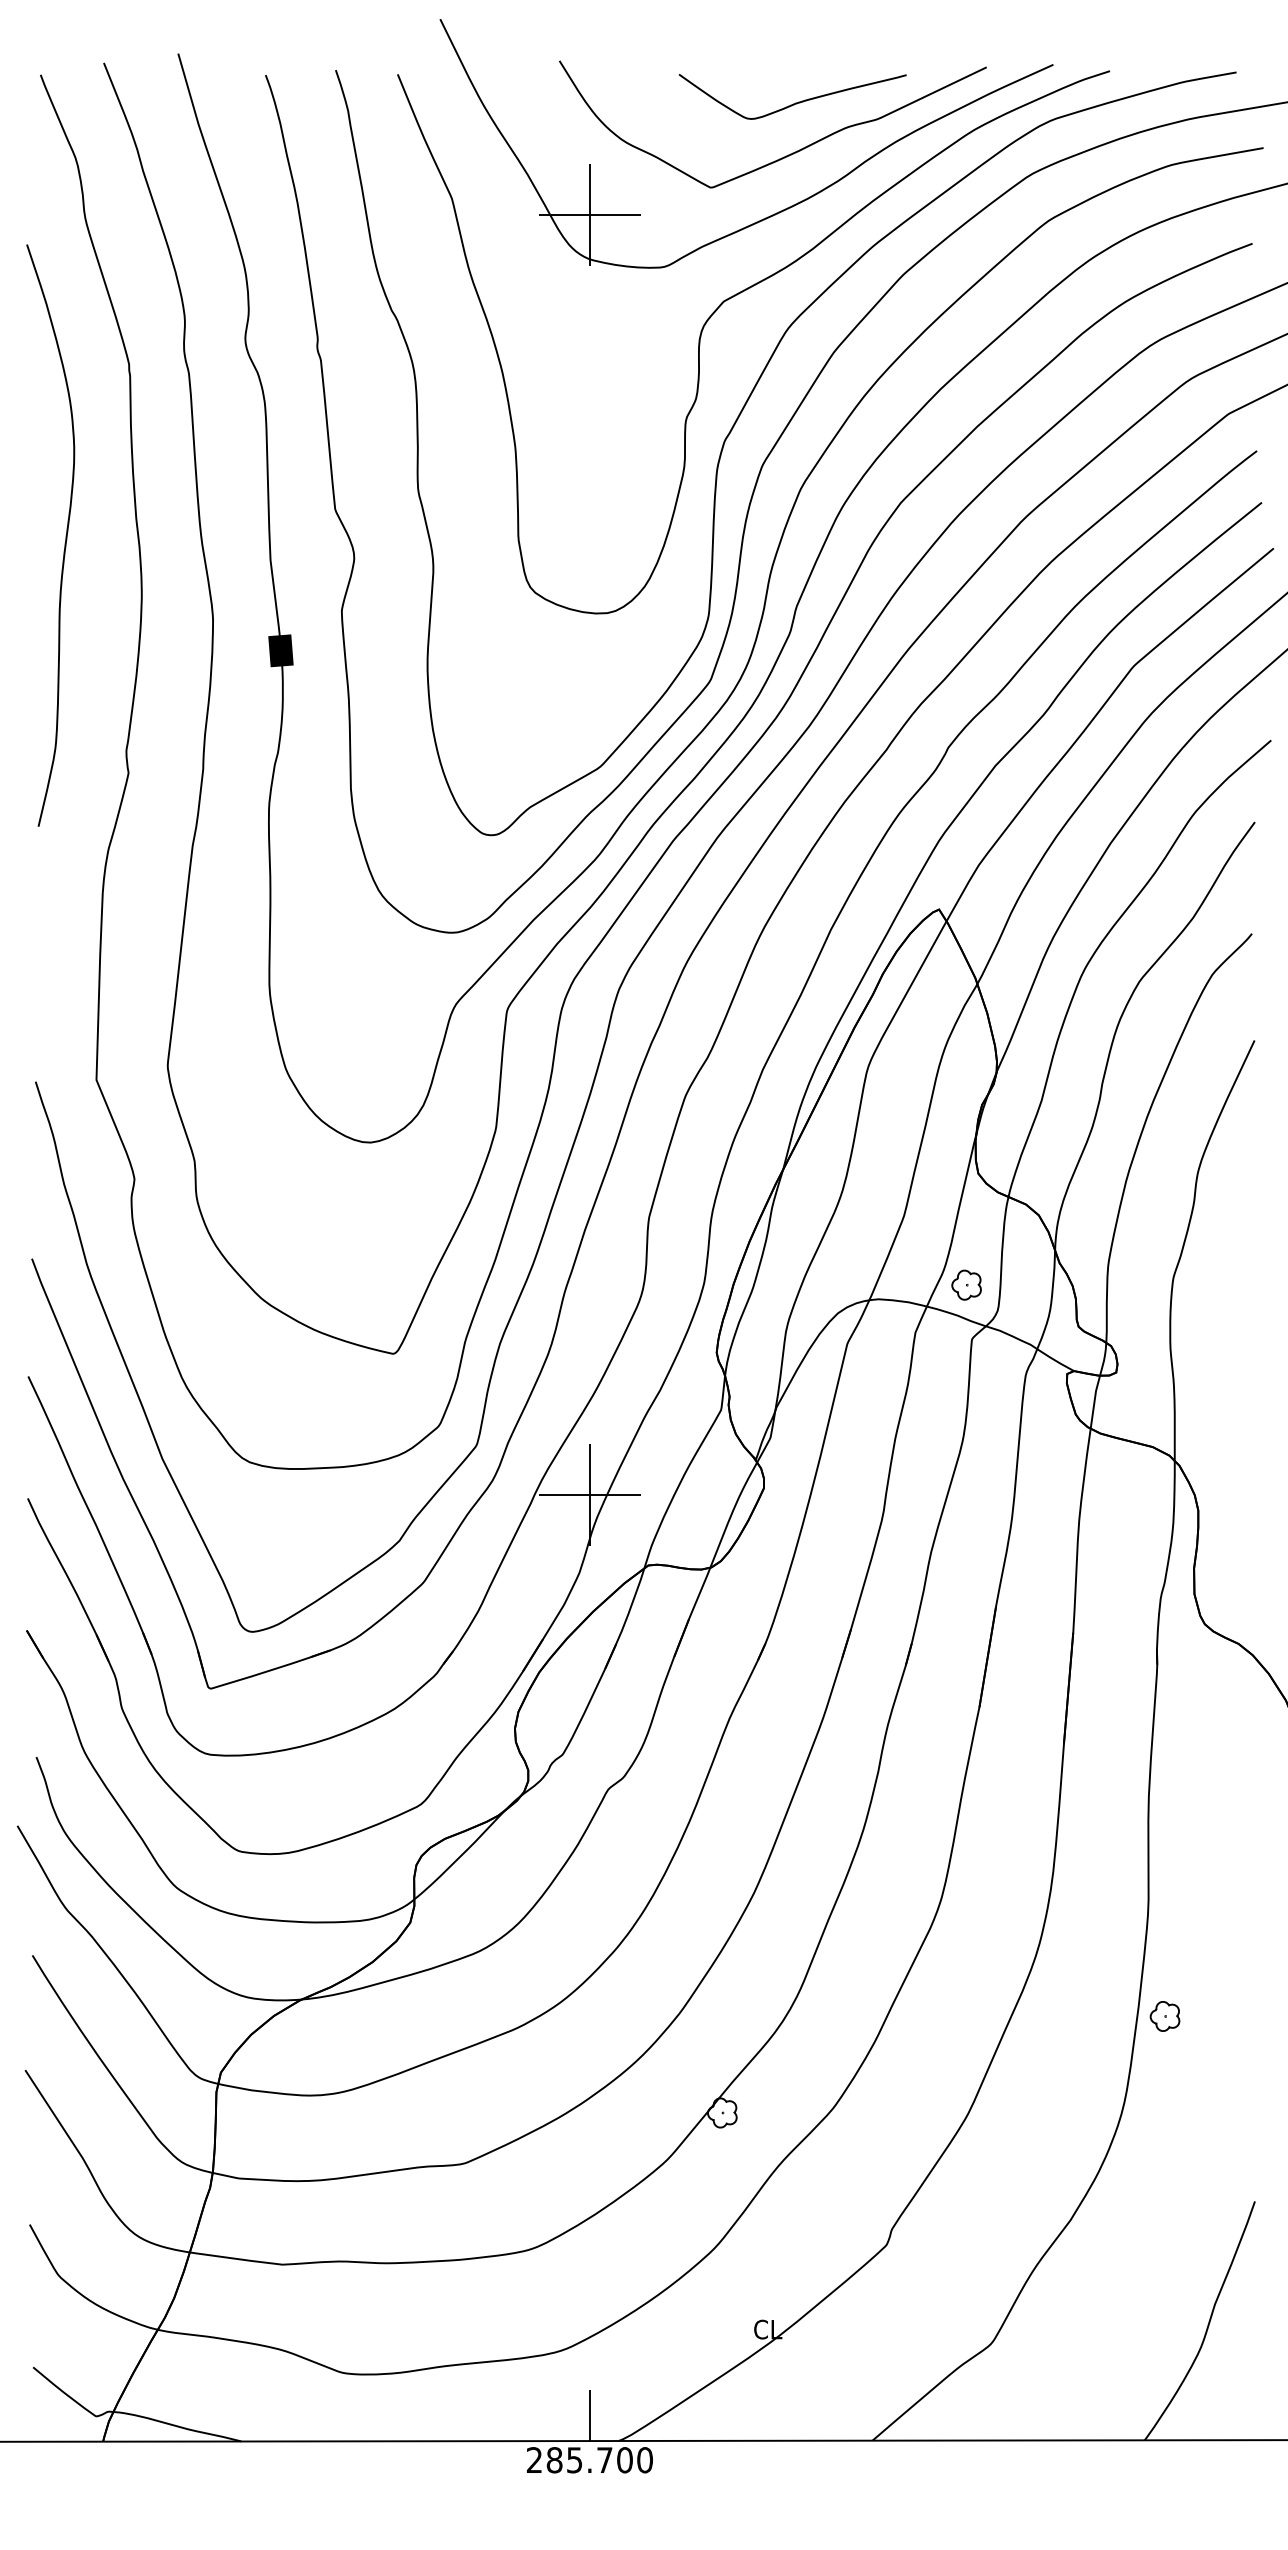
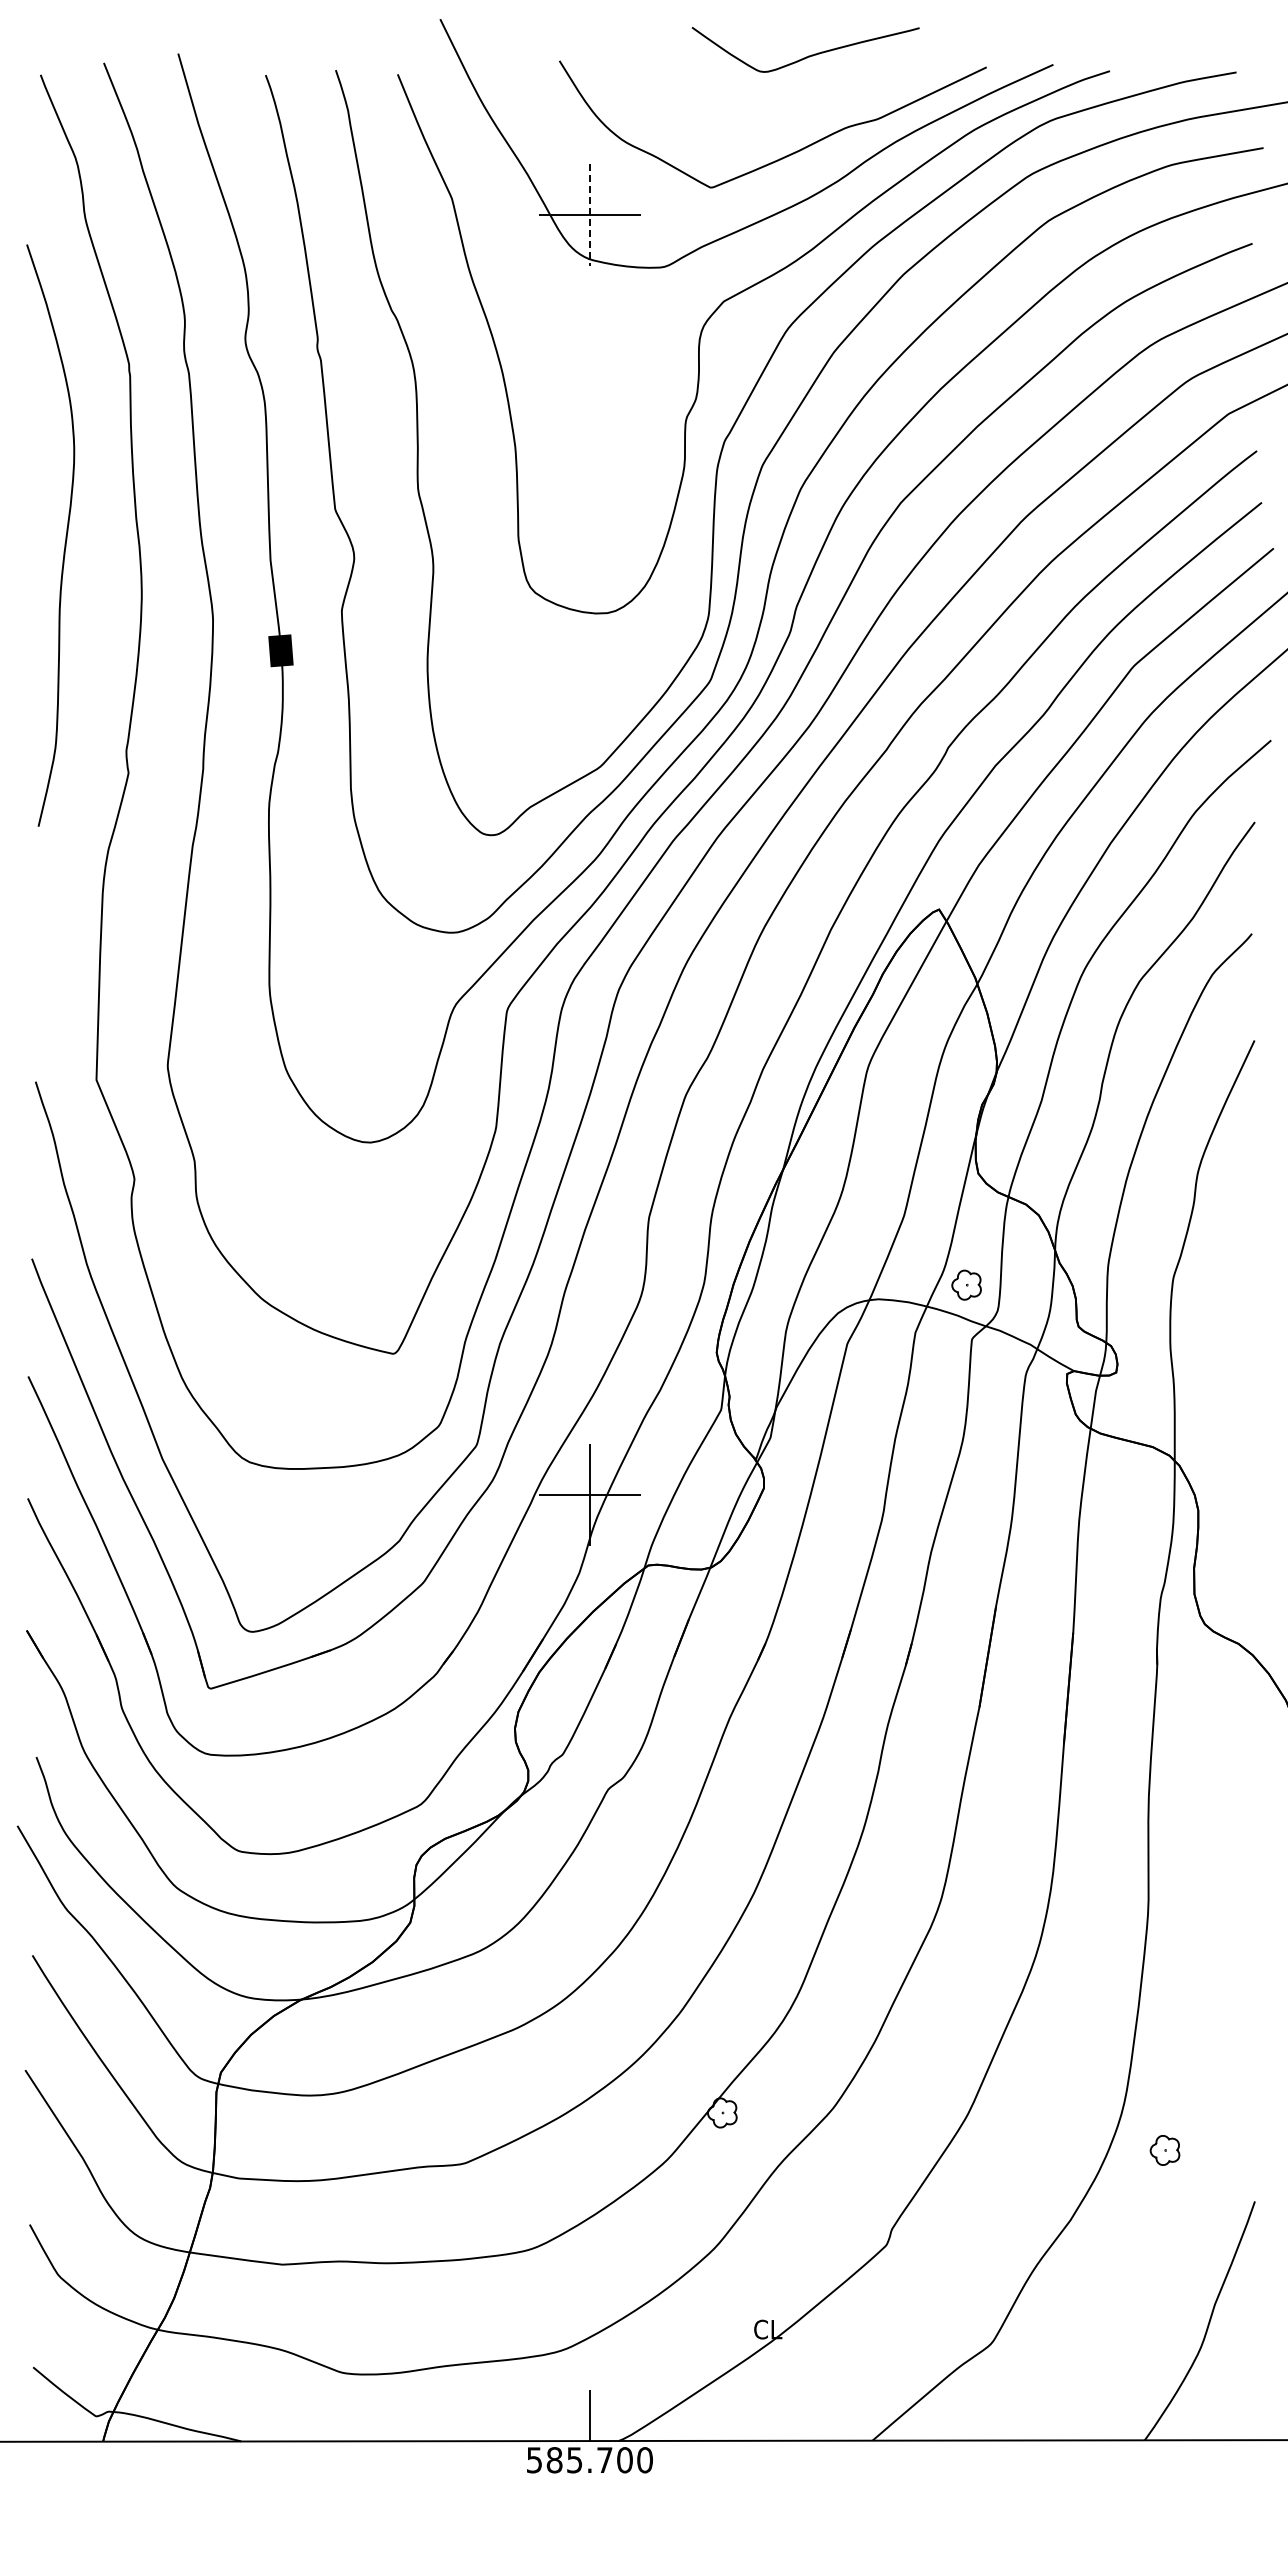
curve position: (795, 102) -> (808, 55) (808, 55)
line: solid -> dashed (589, 215)
part position: (1164, 2016) -> (1164, 2150) (1164, 2150)
text: 285.700 -> 585.700 (533, 2460)
